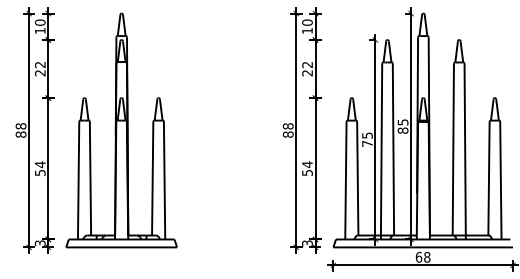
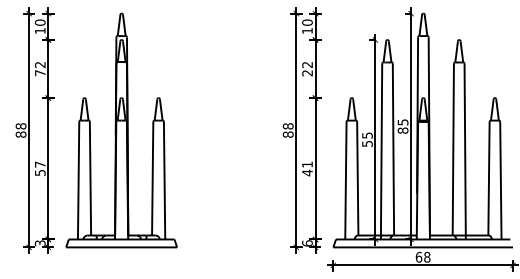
text: 22 -> 72 (40, 73)
text: 75 -> 55 (367, 143)
text: 54 -> 57 (40, 164)
text: 54 -> 41 (307, 168)
text: 3 -> 6 (307, 243)
